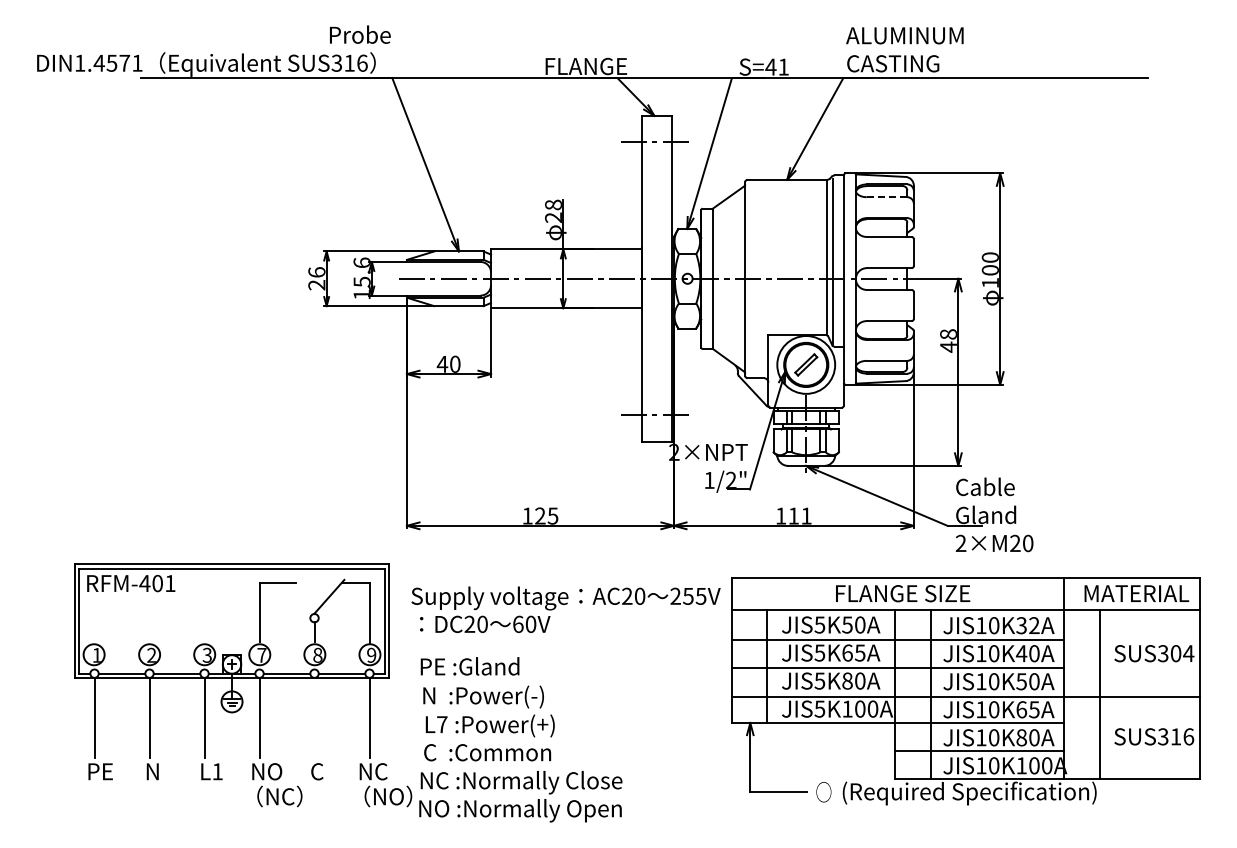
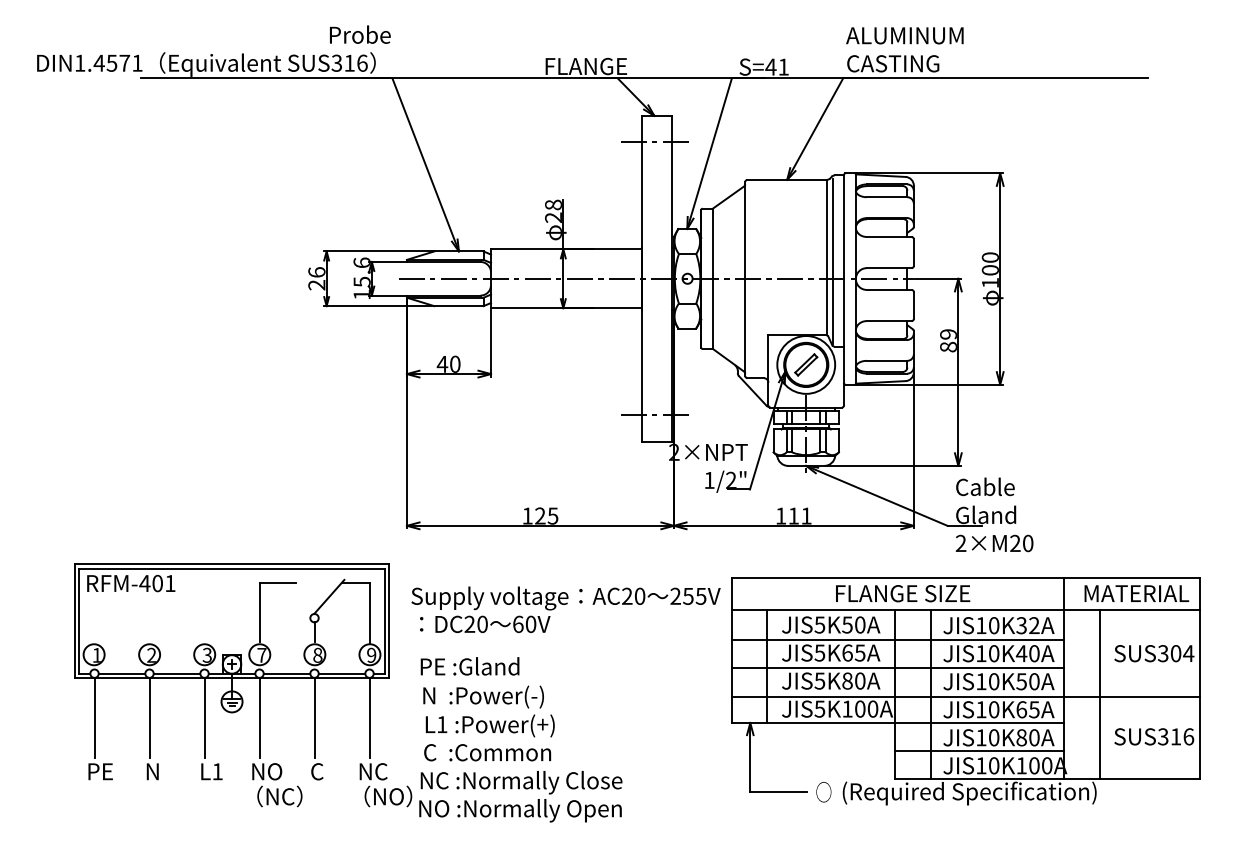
line: dashed -> solid (887, 197)
text: 48 -> 89 (948, 340)
line: none -> present (314, 717)
text: L7 -> L1 (442, 724)
